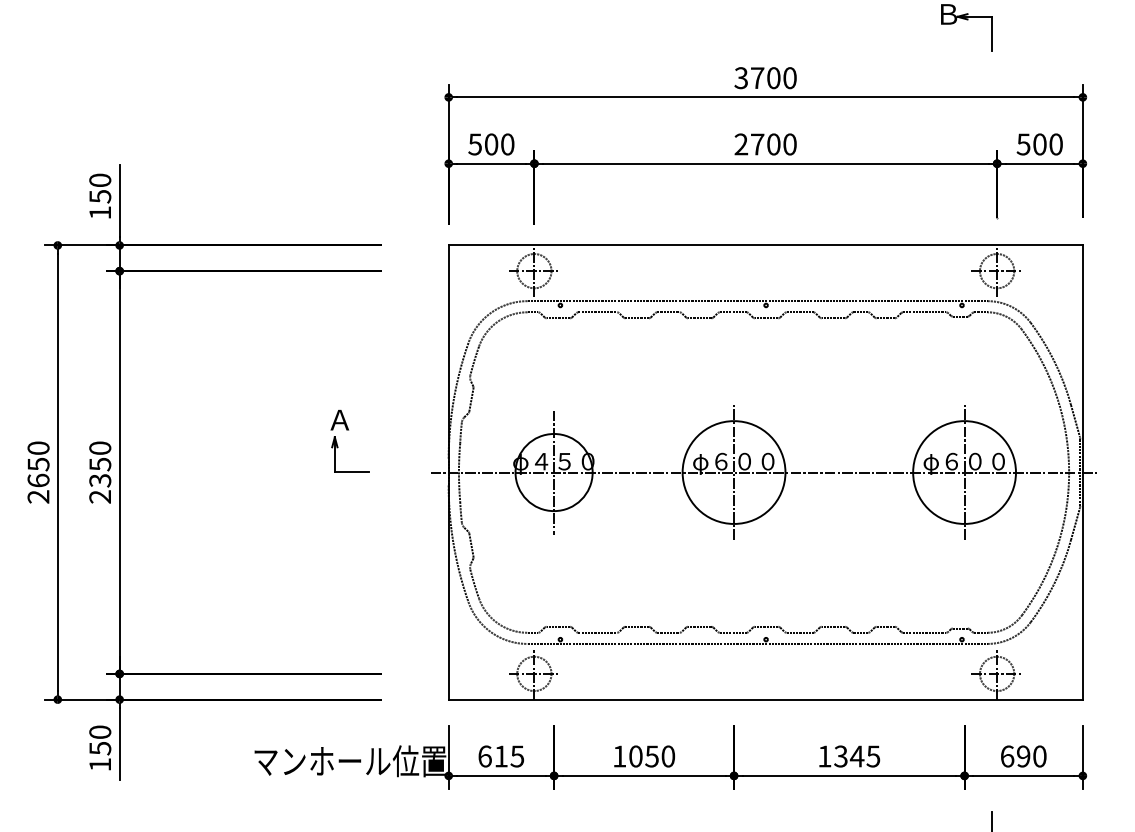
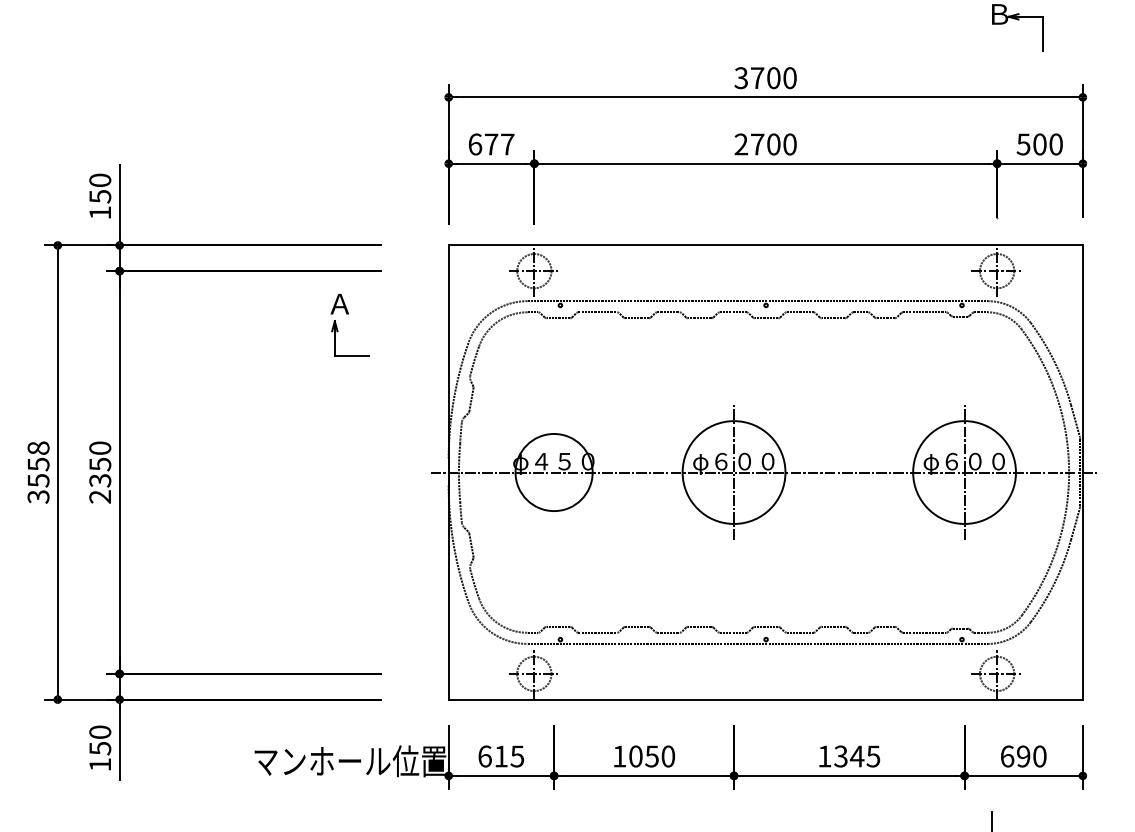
part position: (966, 20) -> (1017, 20) (1017, 20)
text: 500 -> 677 (491, 144)
part position: (349, 430) -> (349, 314) (349, 314)
text: 2650 -> 3558 (38, 472)
line: present -> none (554, 472)
